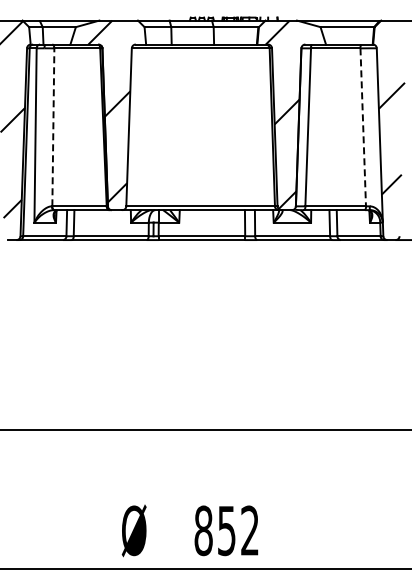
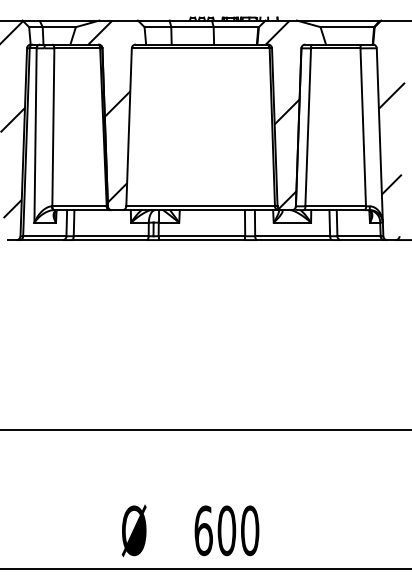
line: dashed -> solid (53, 127)
line: dashed -> solid (363, 127)
text: 852 -> 600 (226, 530)
